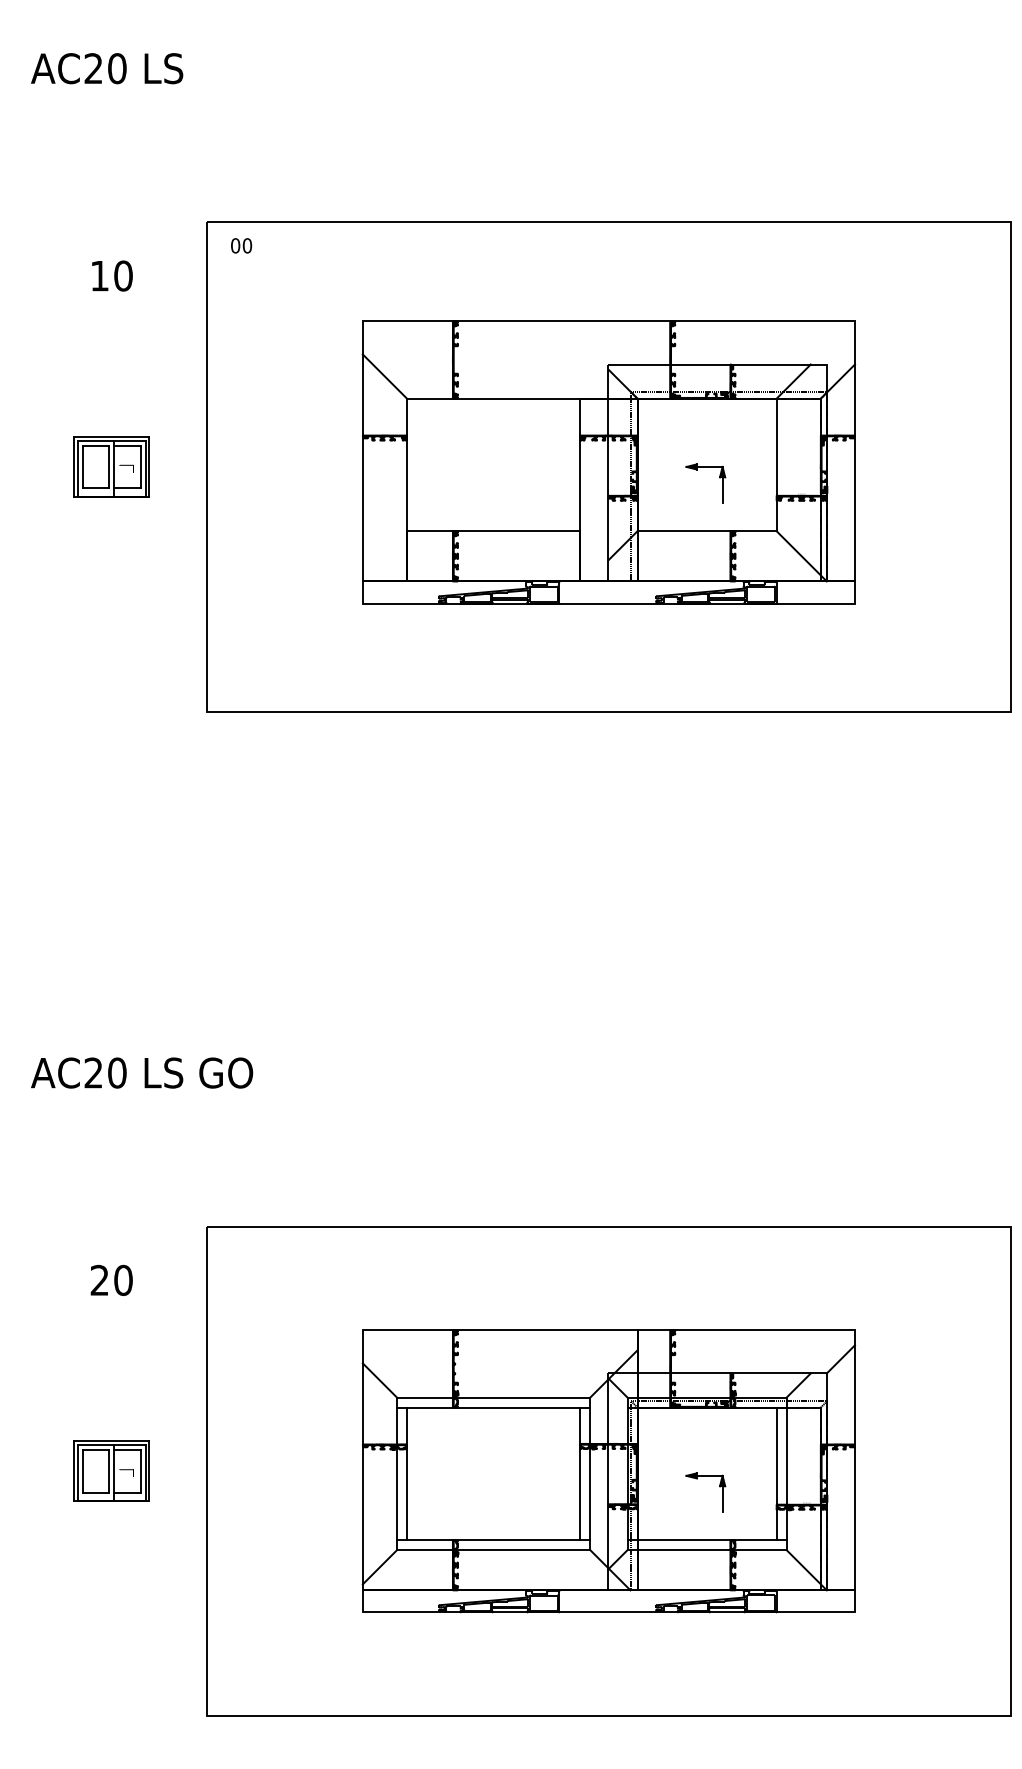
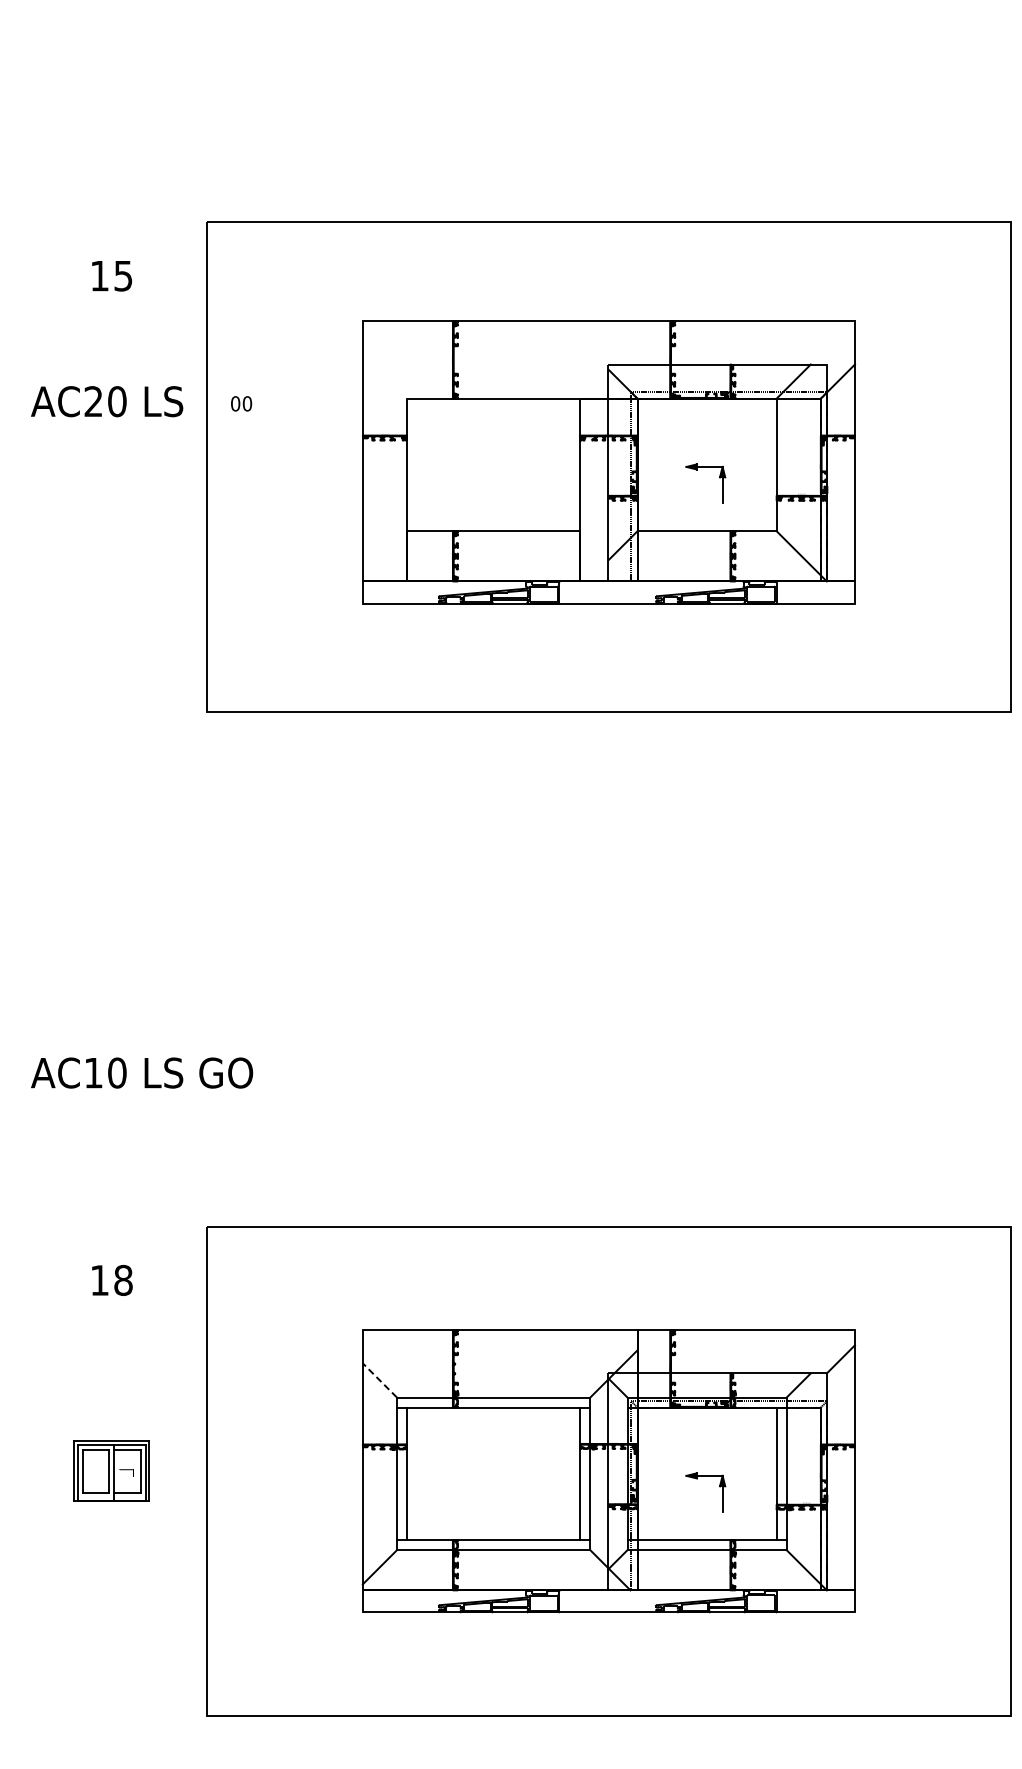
text position: (107, 68) -> (107, 401) (107, 401)
text position: (241, 245) -> (241, 403) (241, 403)
text: 10 -> 15 (123, 275)
line: present -> none (384, 376)
part: present -> none (111, 466)
text: AC20 -> AC10 (93, 1072)
text: 20 -> 18 (111, 1279)
line: solid -> dashed (379, 1380)
